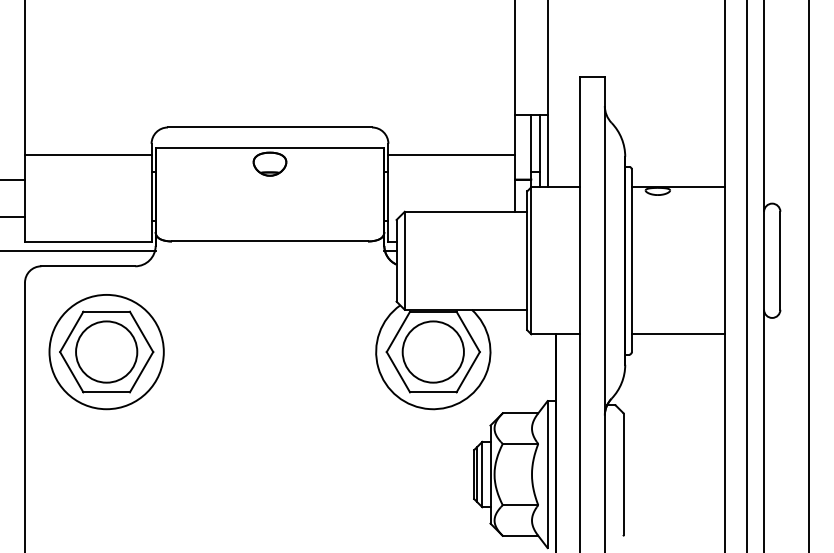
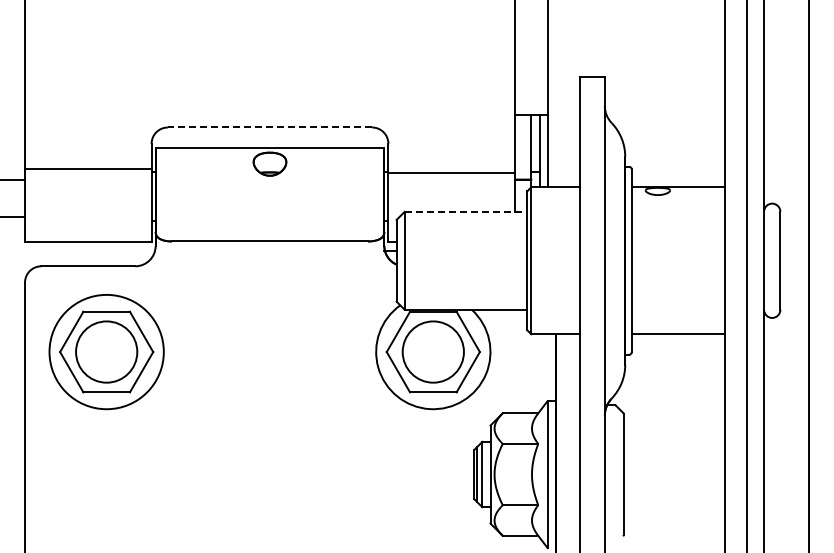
line: solid -> dashed (269, 127)
line position: (88, 155) -> (88, 169) (88, 169)
line position: (451, 155) -> (451, 173) (451, 173)
line: solid -> dashed (466, 211)
line: present -> none (78, 250)
